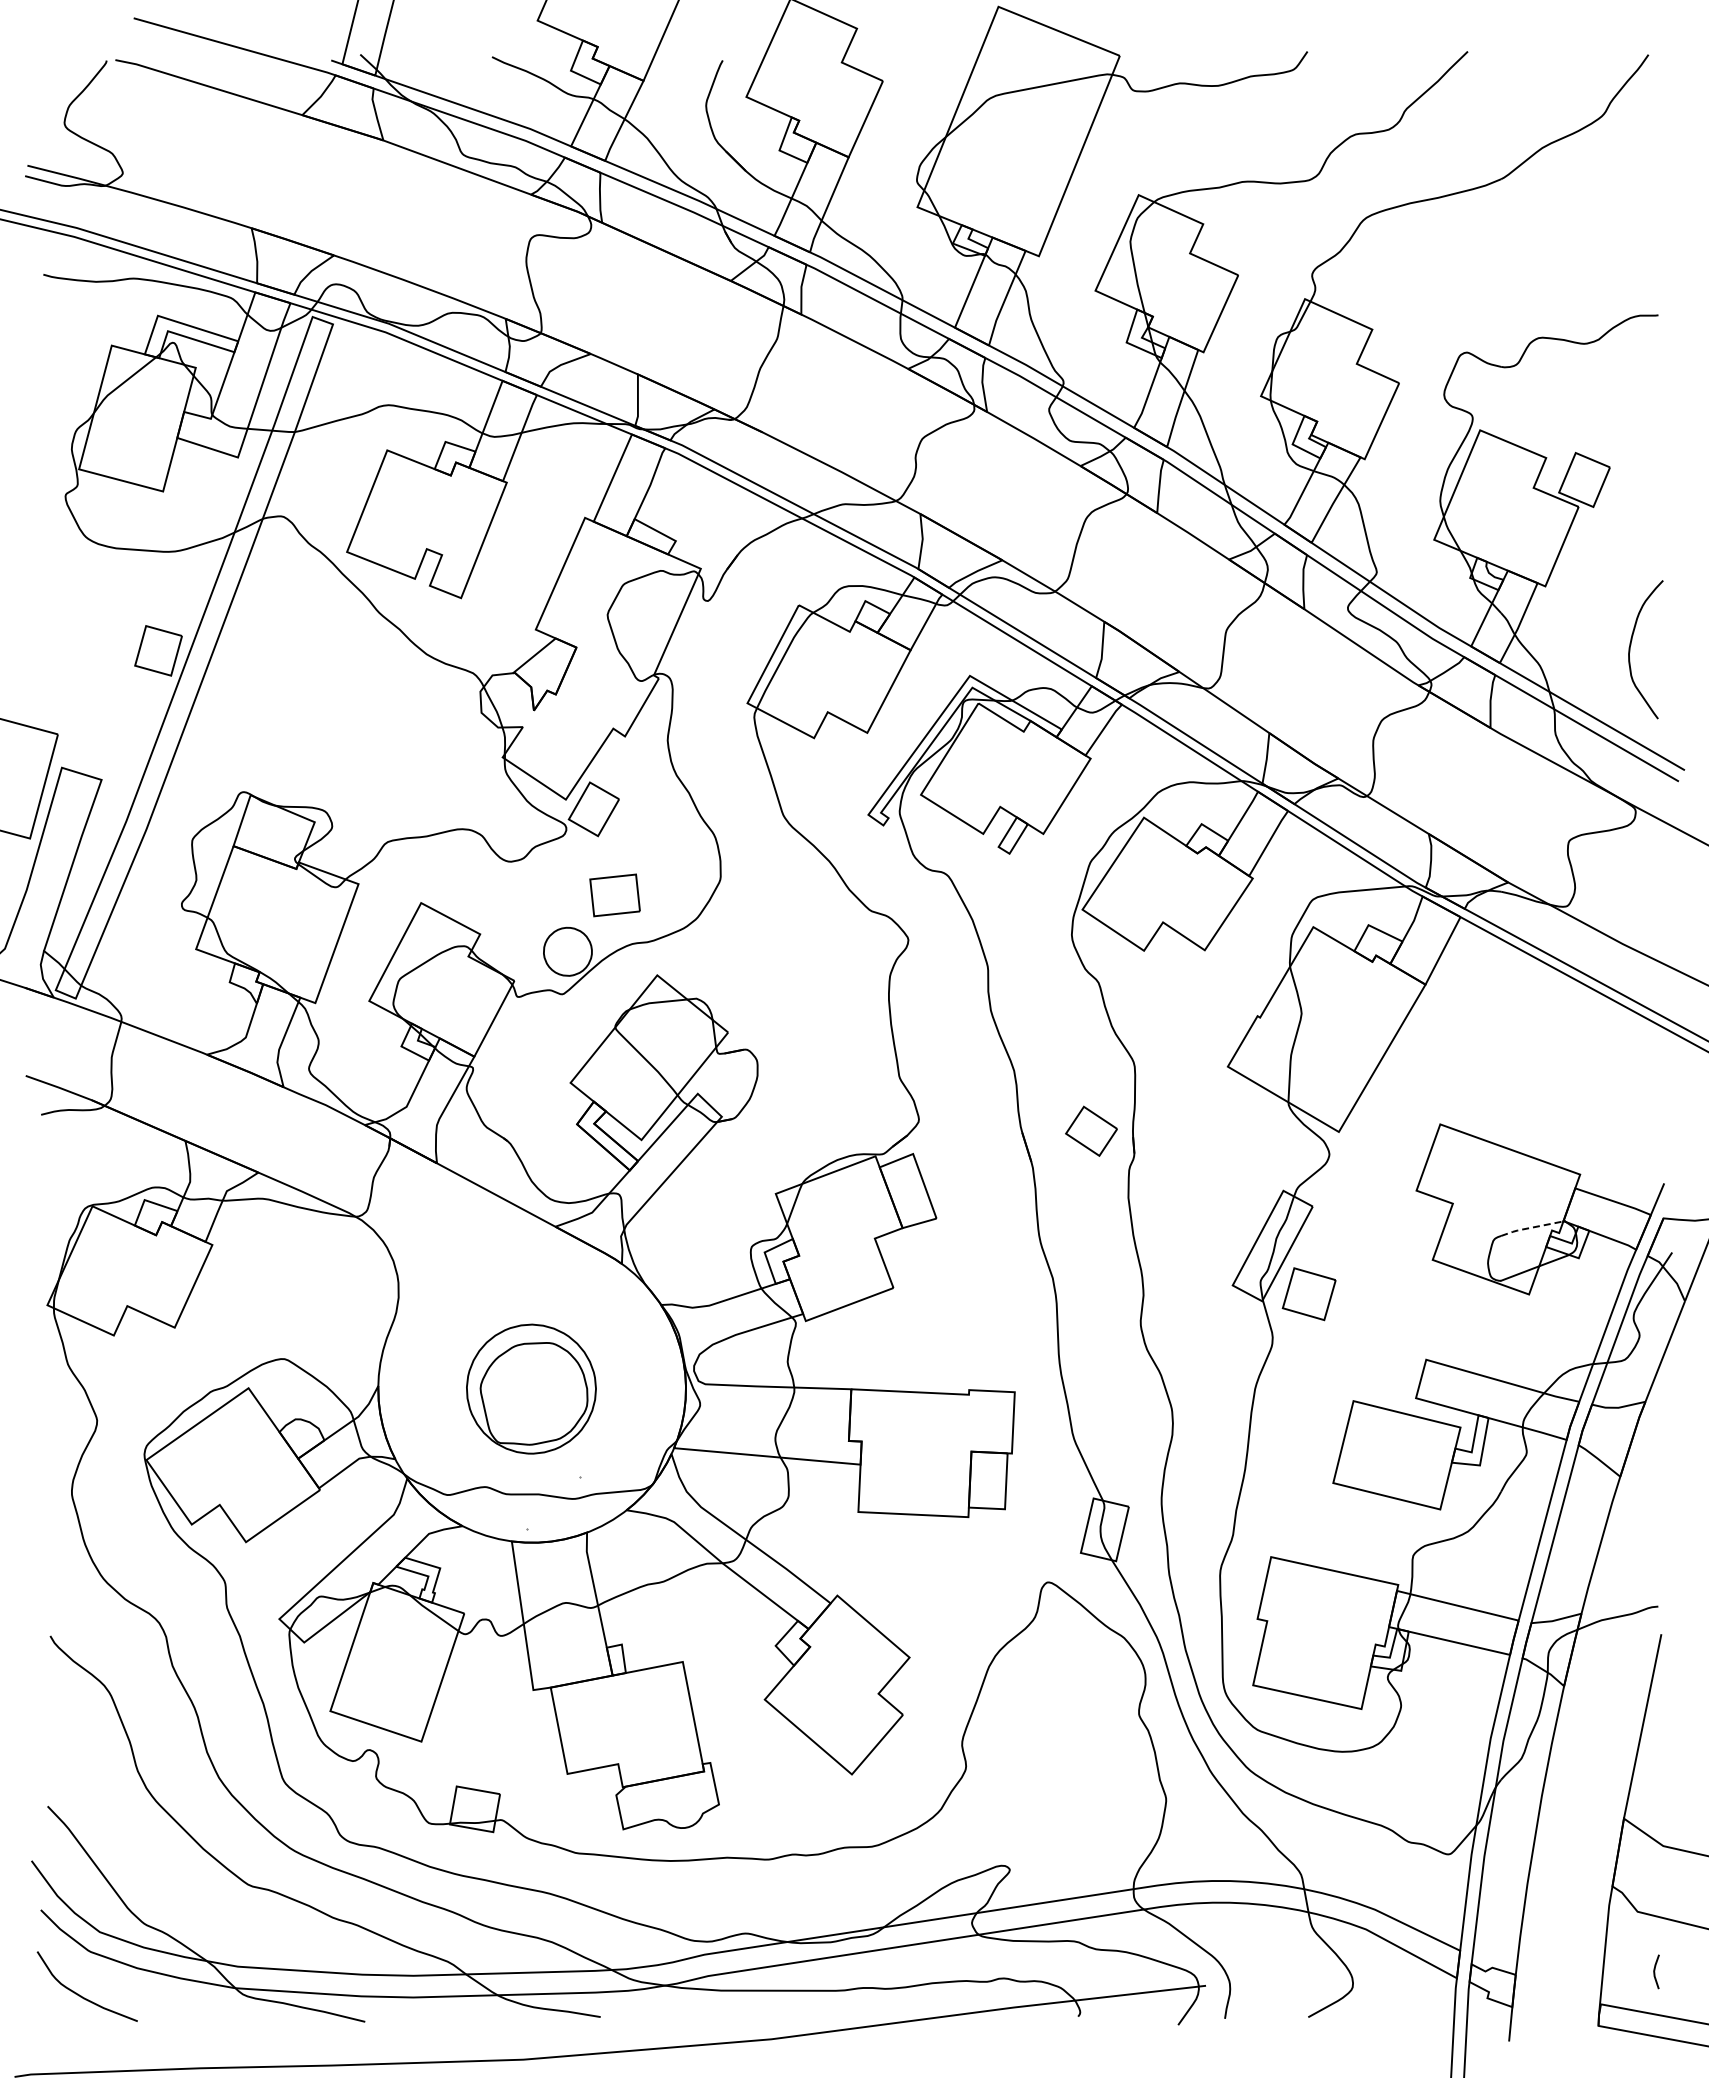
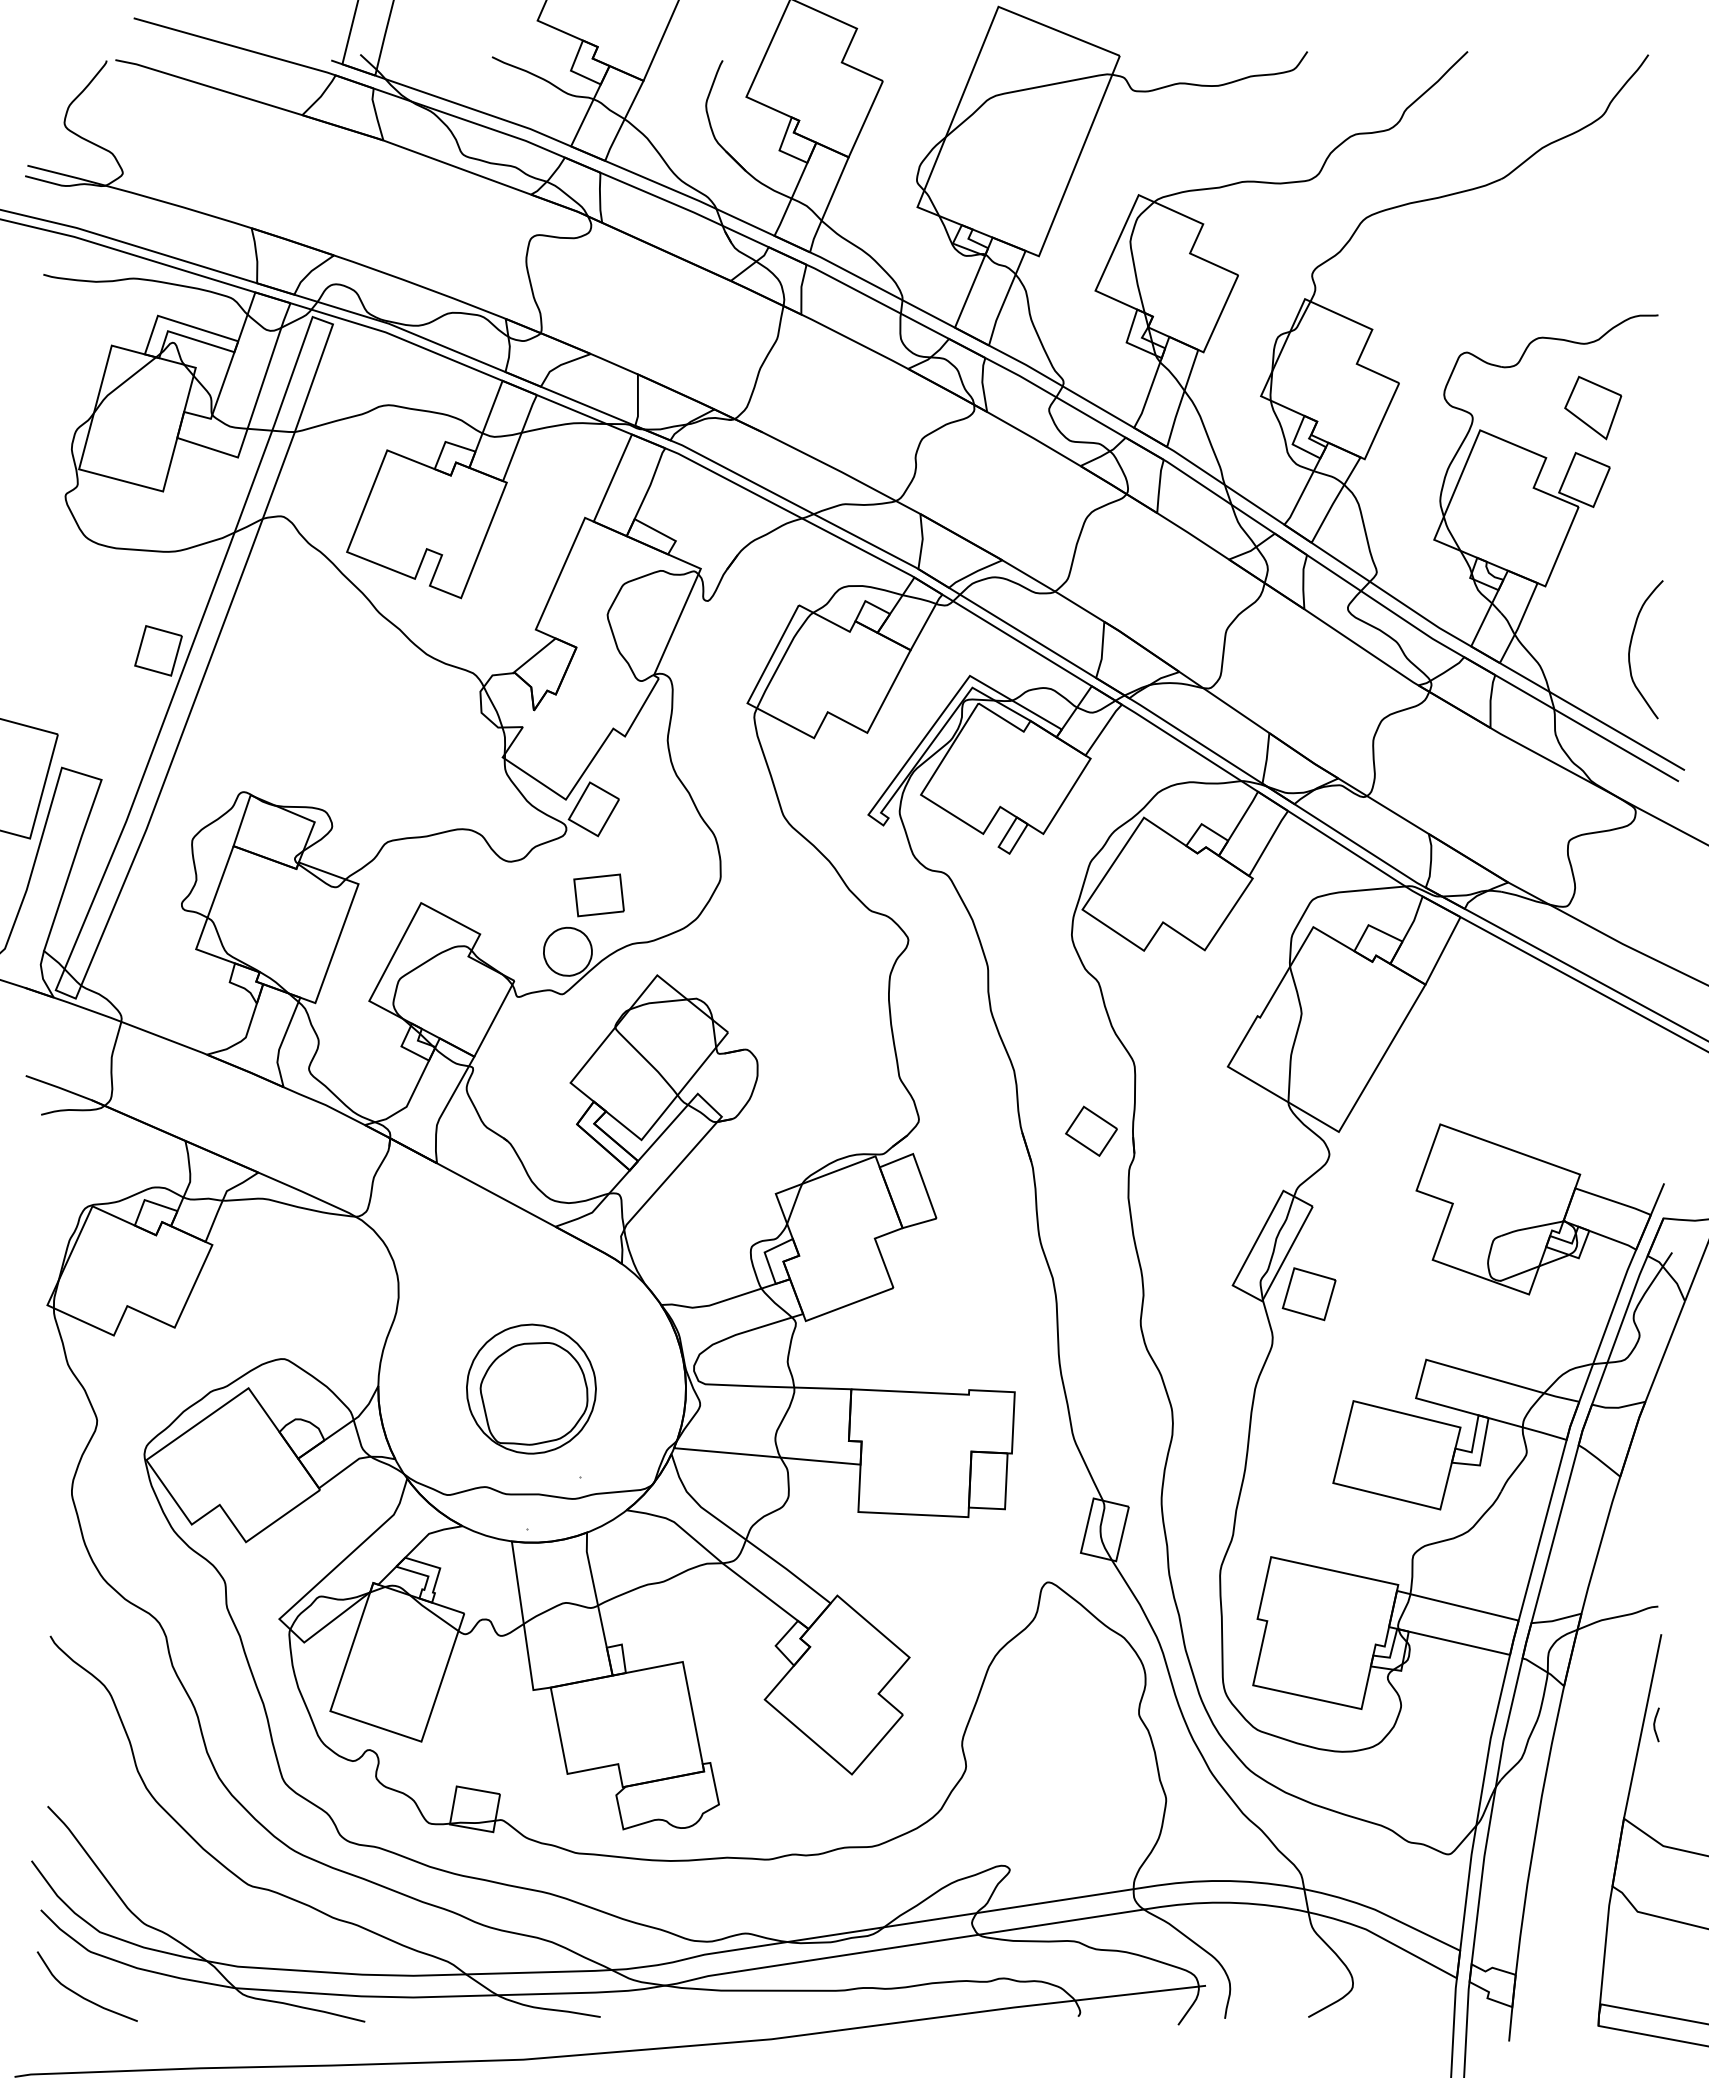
part: none -> present (1593, 407)
part position: (614, 895) -> (598, 895) (598, 895)
line: dashed -> solid (1530, 1227)
line position: (1655, 1971) -> (1655, 1724) (1655, 1724)
